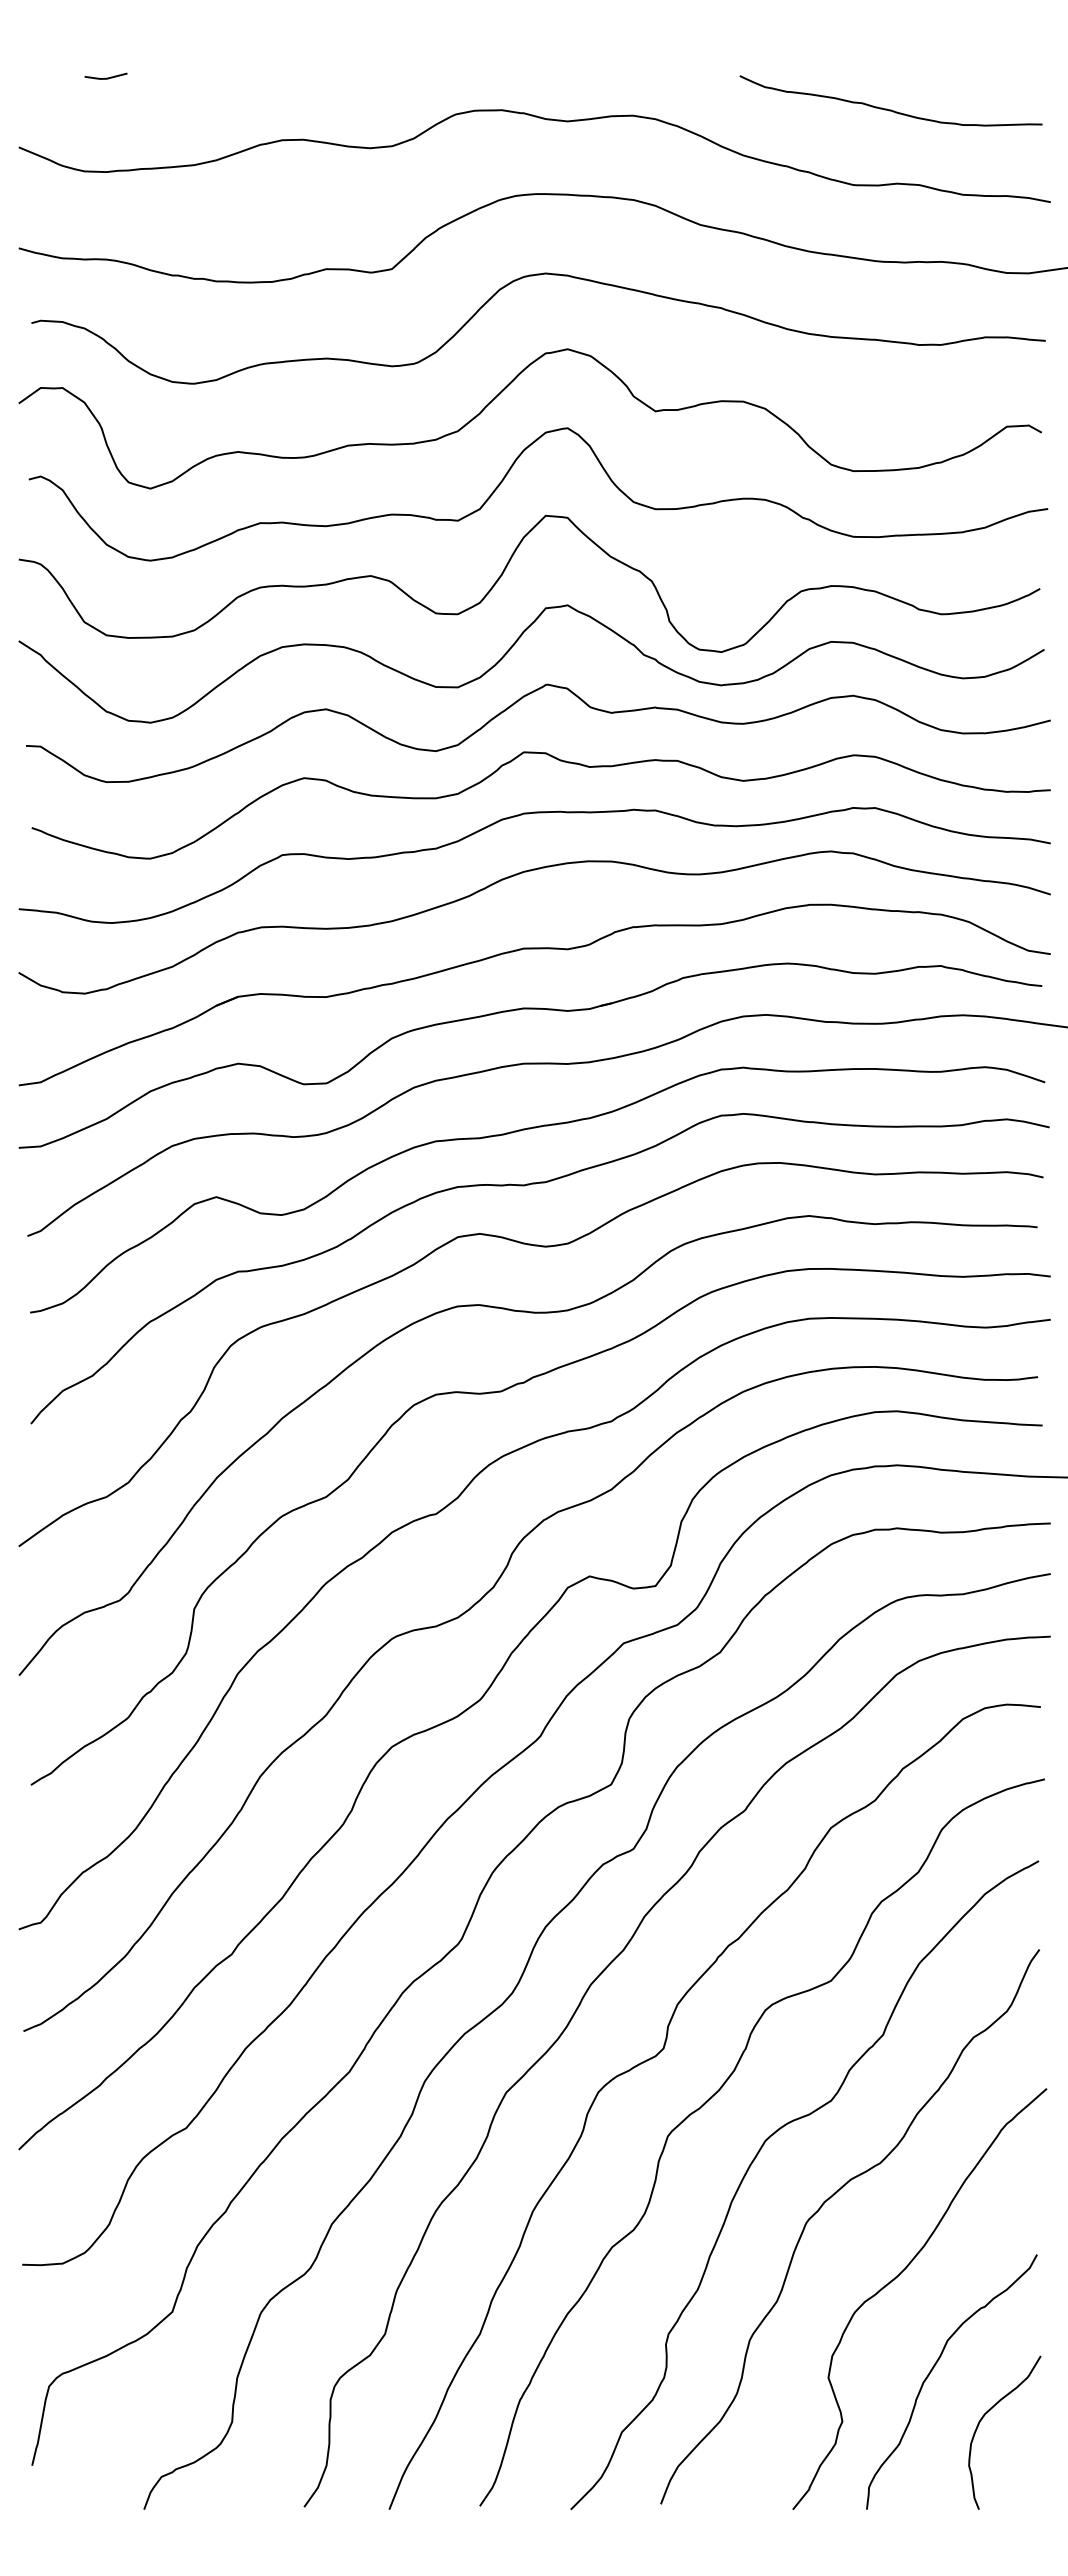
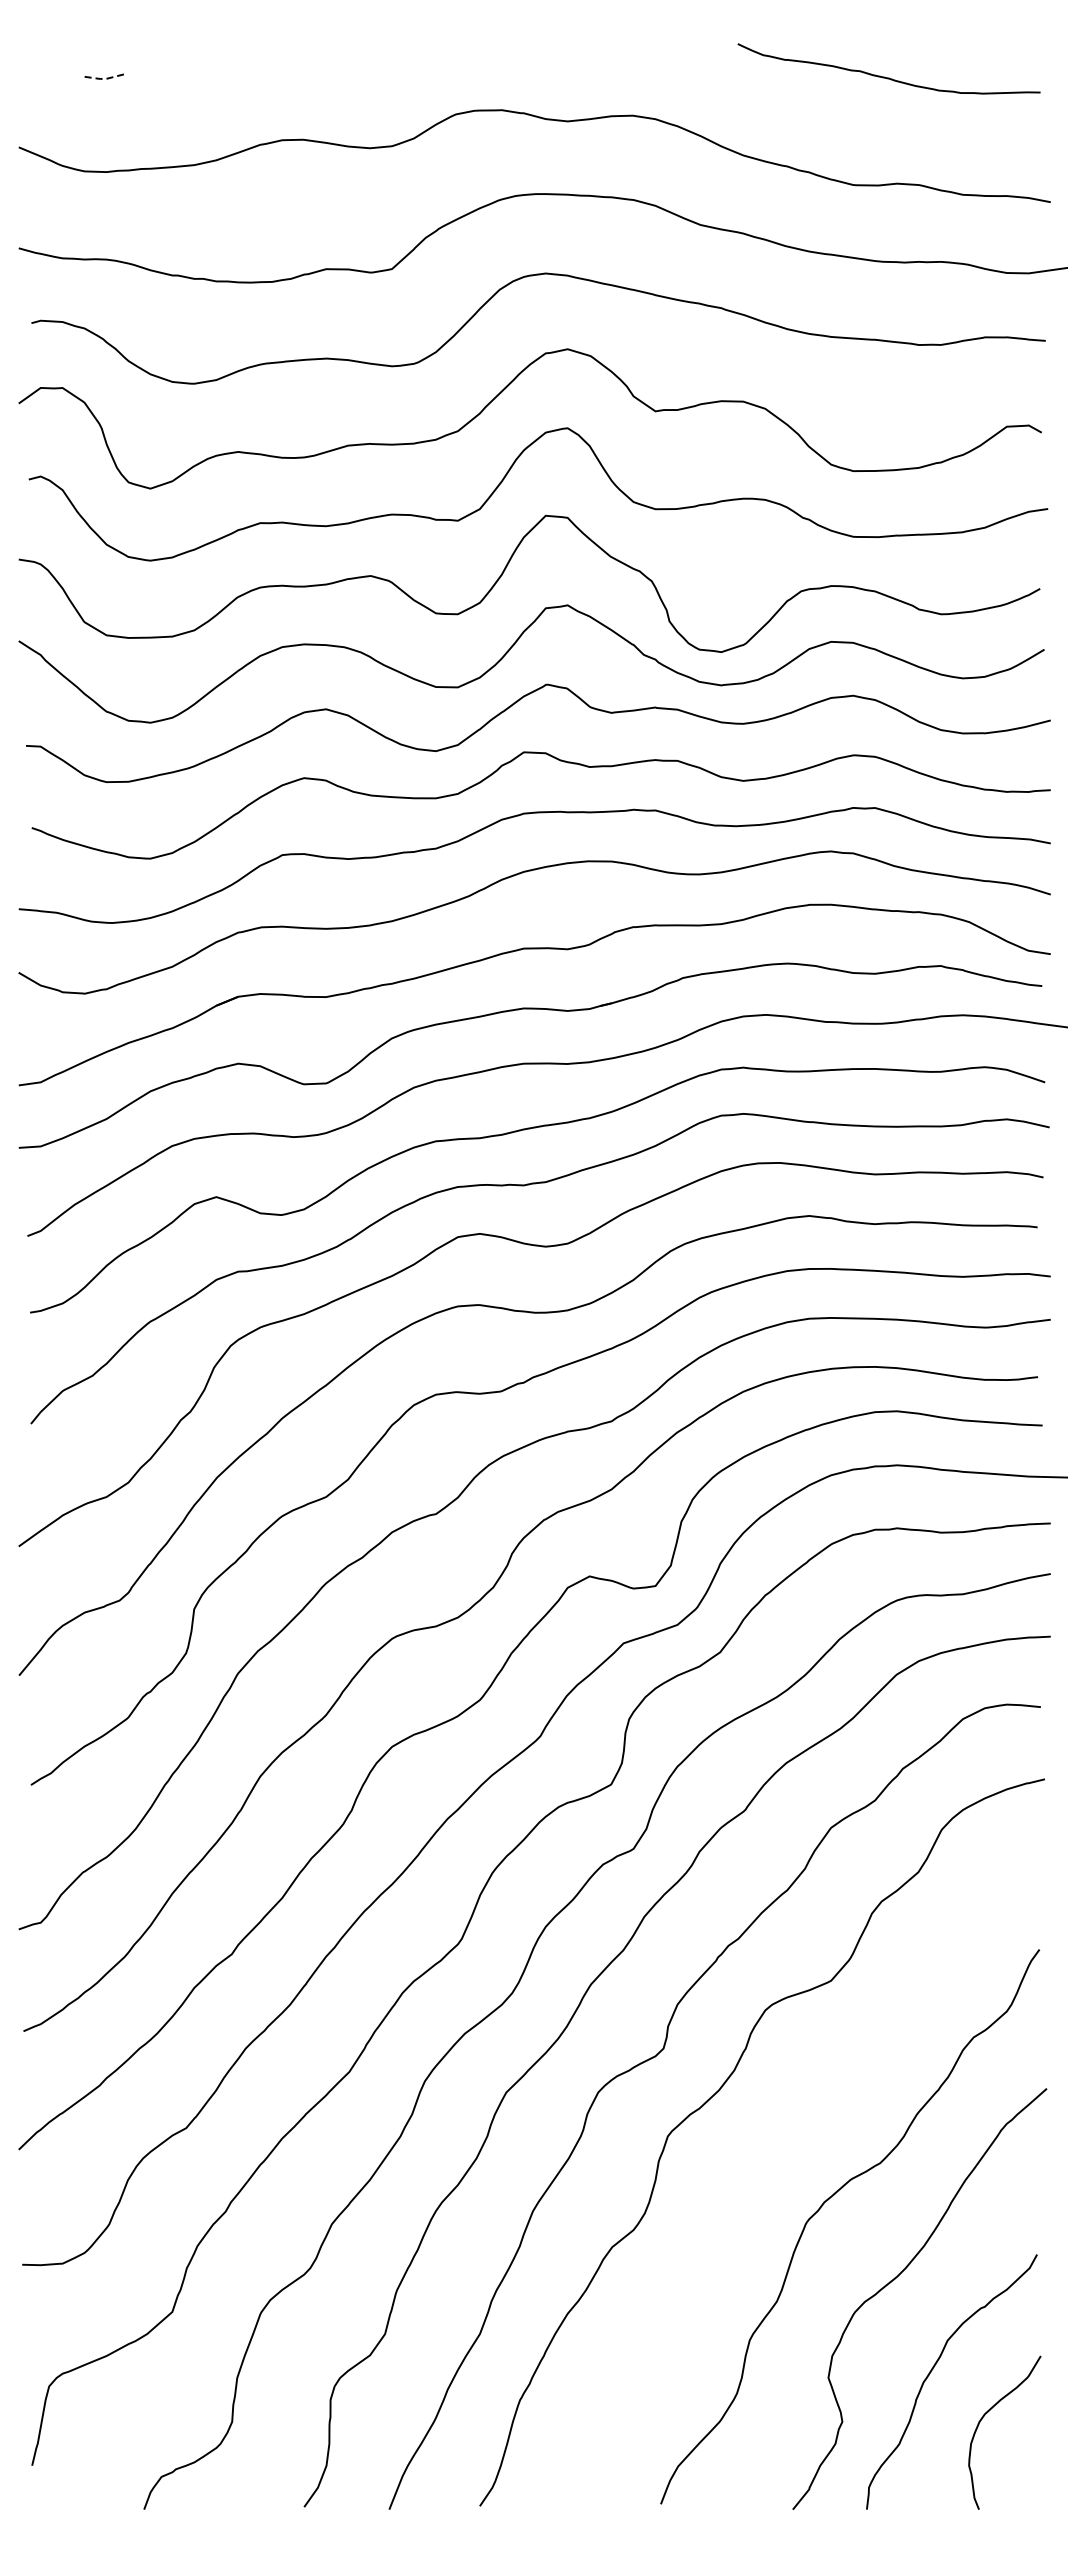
line: solid -> dashed (106, 78)
curve position: (886, 108) -> (884, 76) (884, 76)
curve: present -> none (758, 2154)
